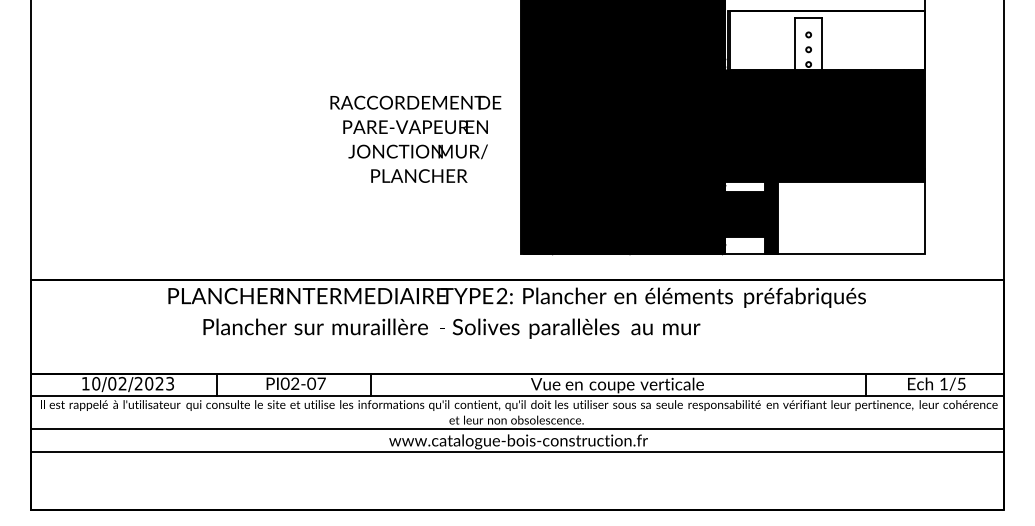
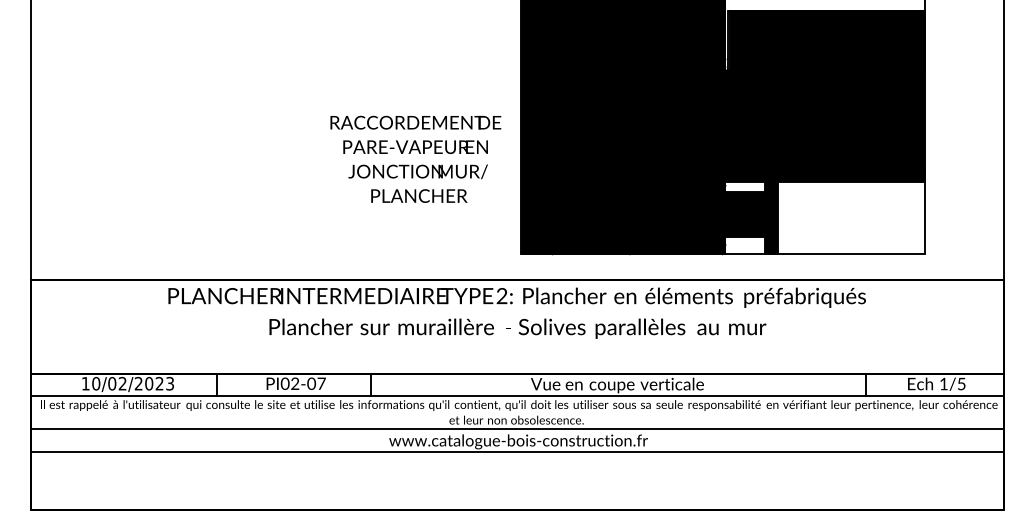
fill: none -> present (827, 40)
text position: (415, 138) -> (415, 158) (415, 158)
text position: (451, 328) -> (517, 328) (517, 328)
